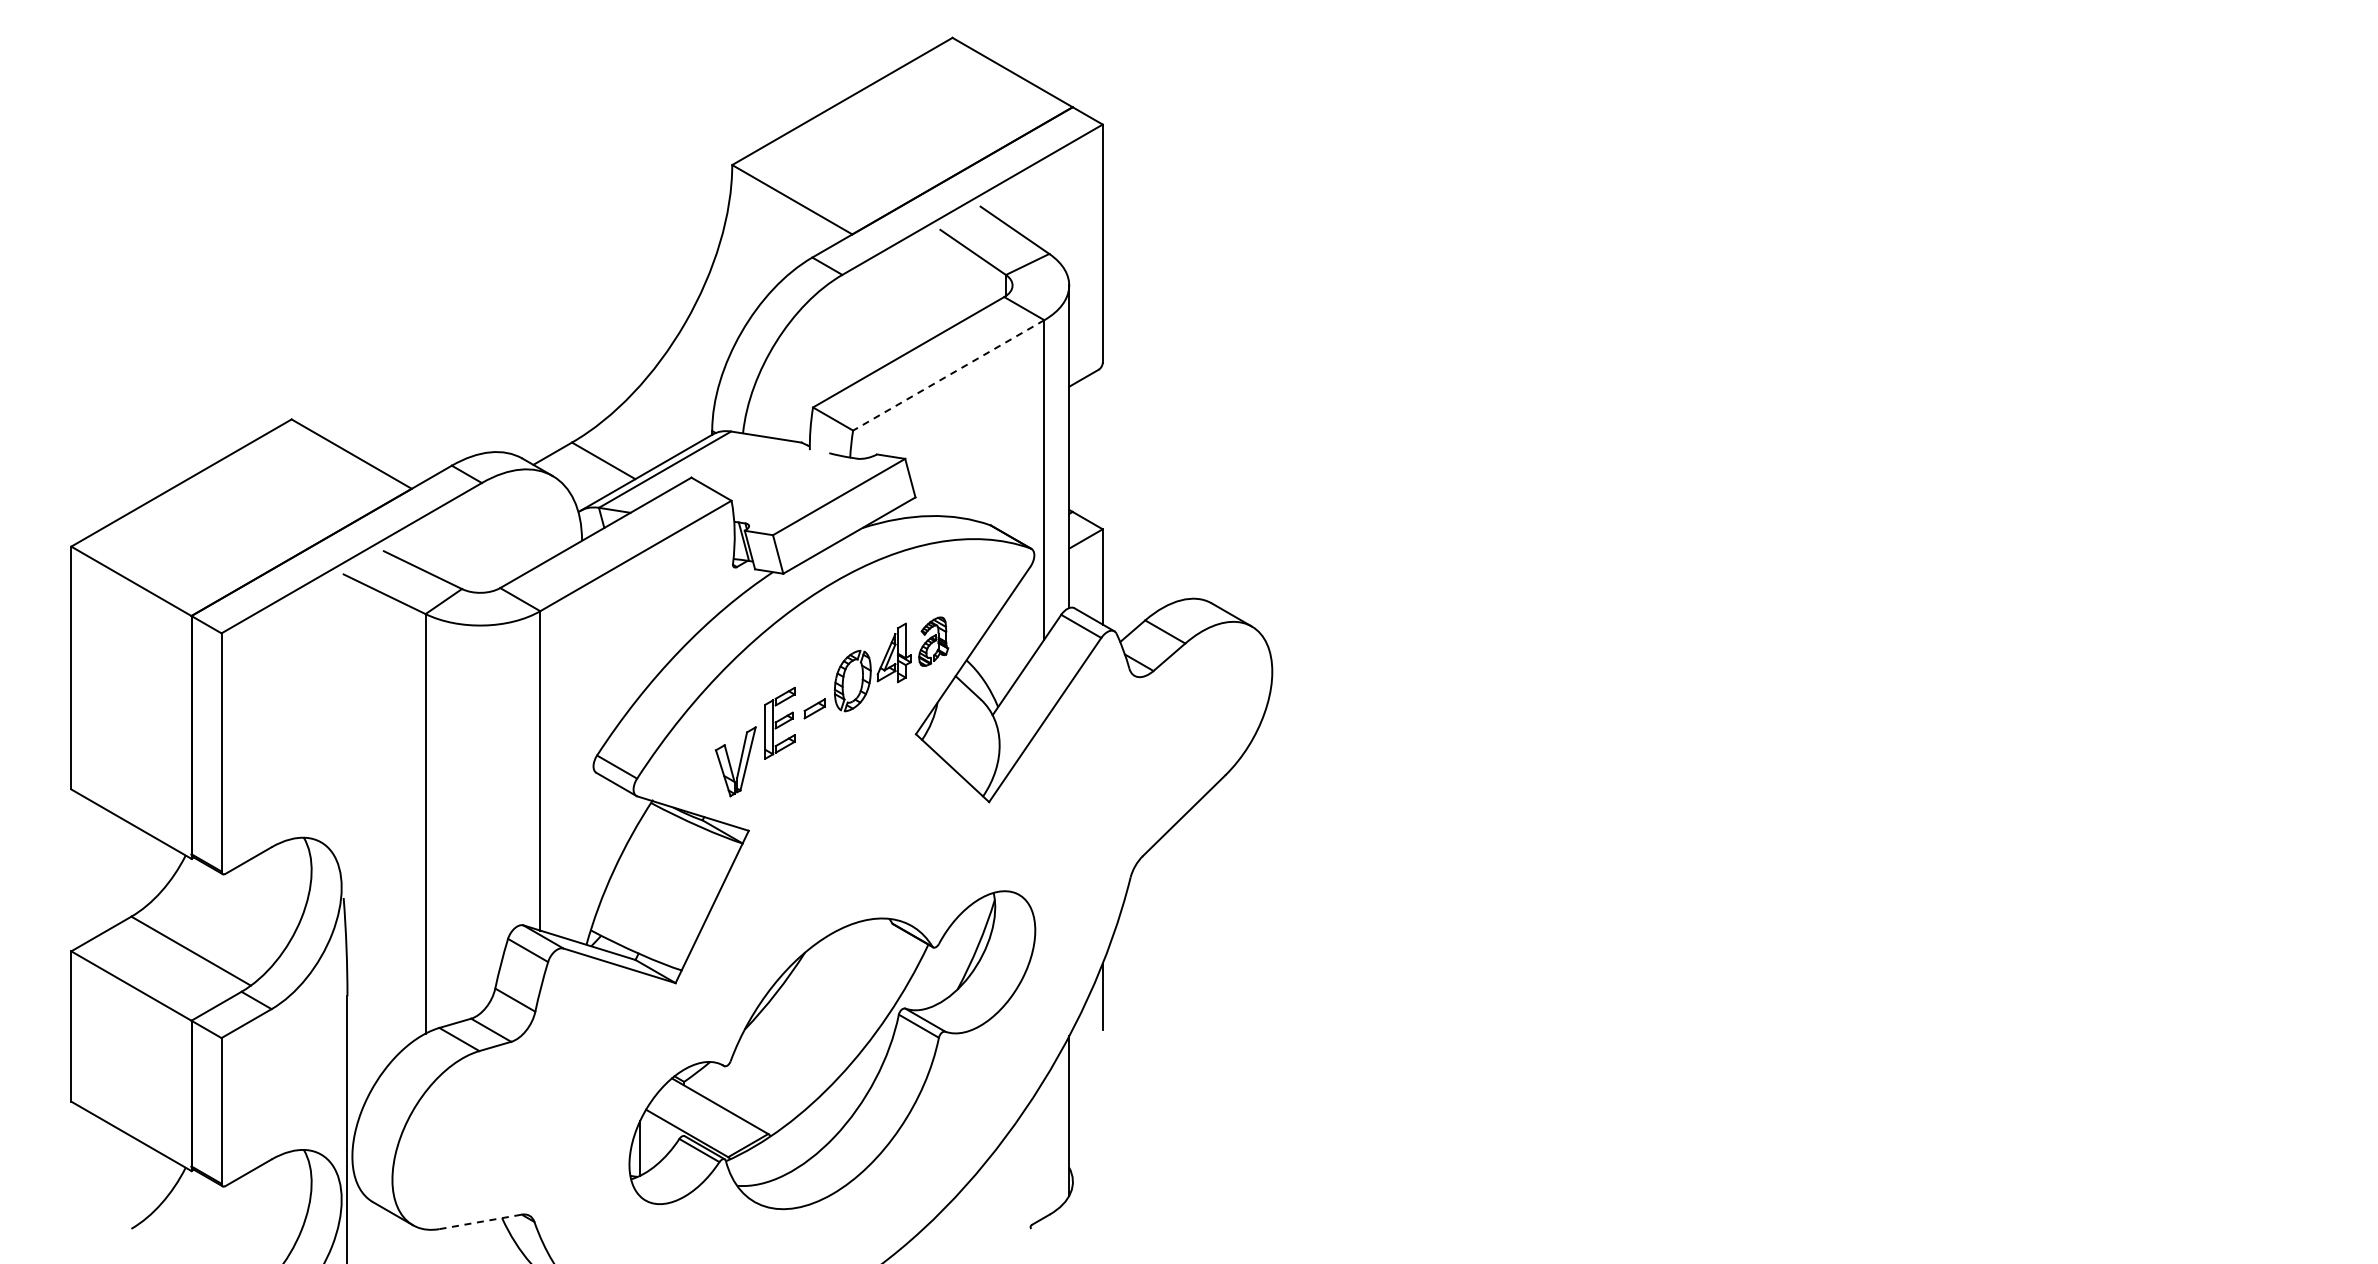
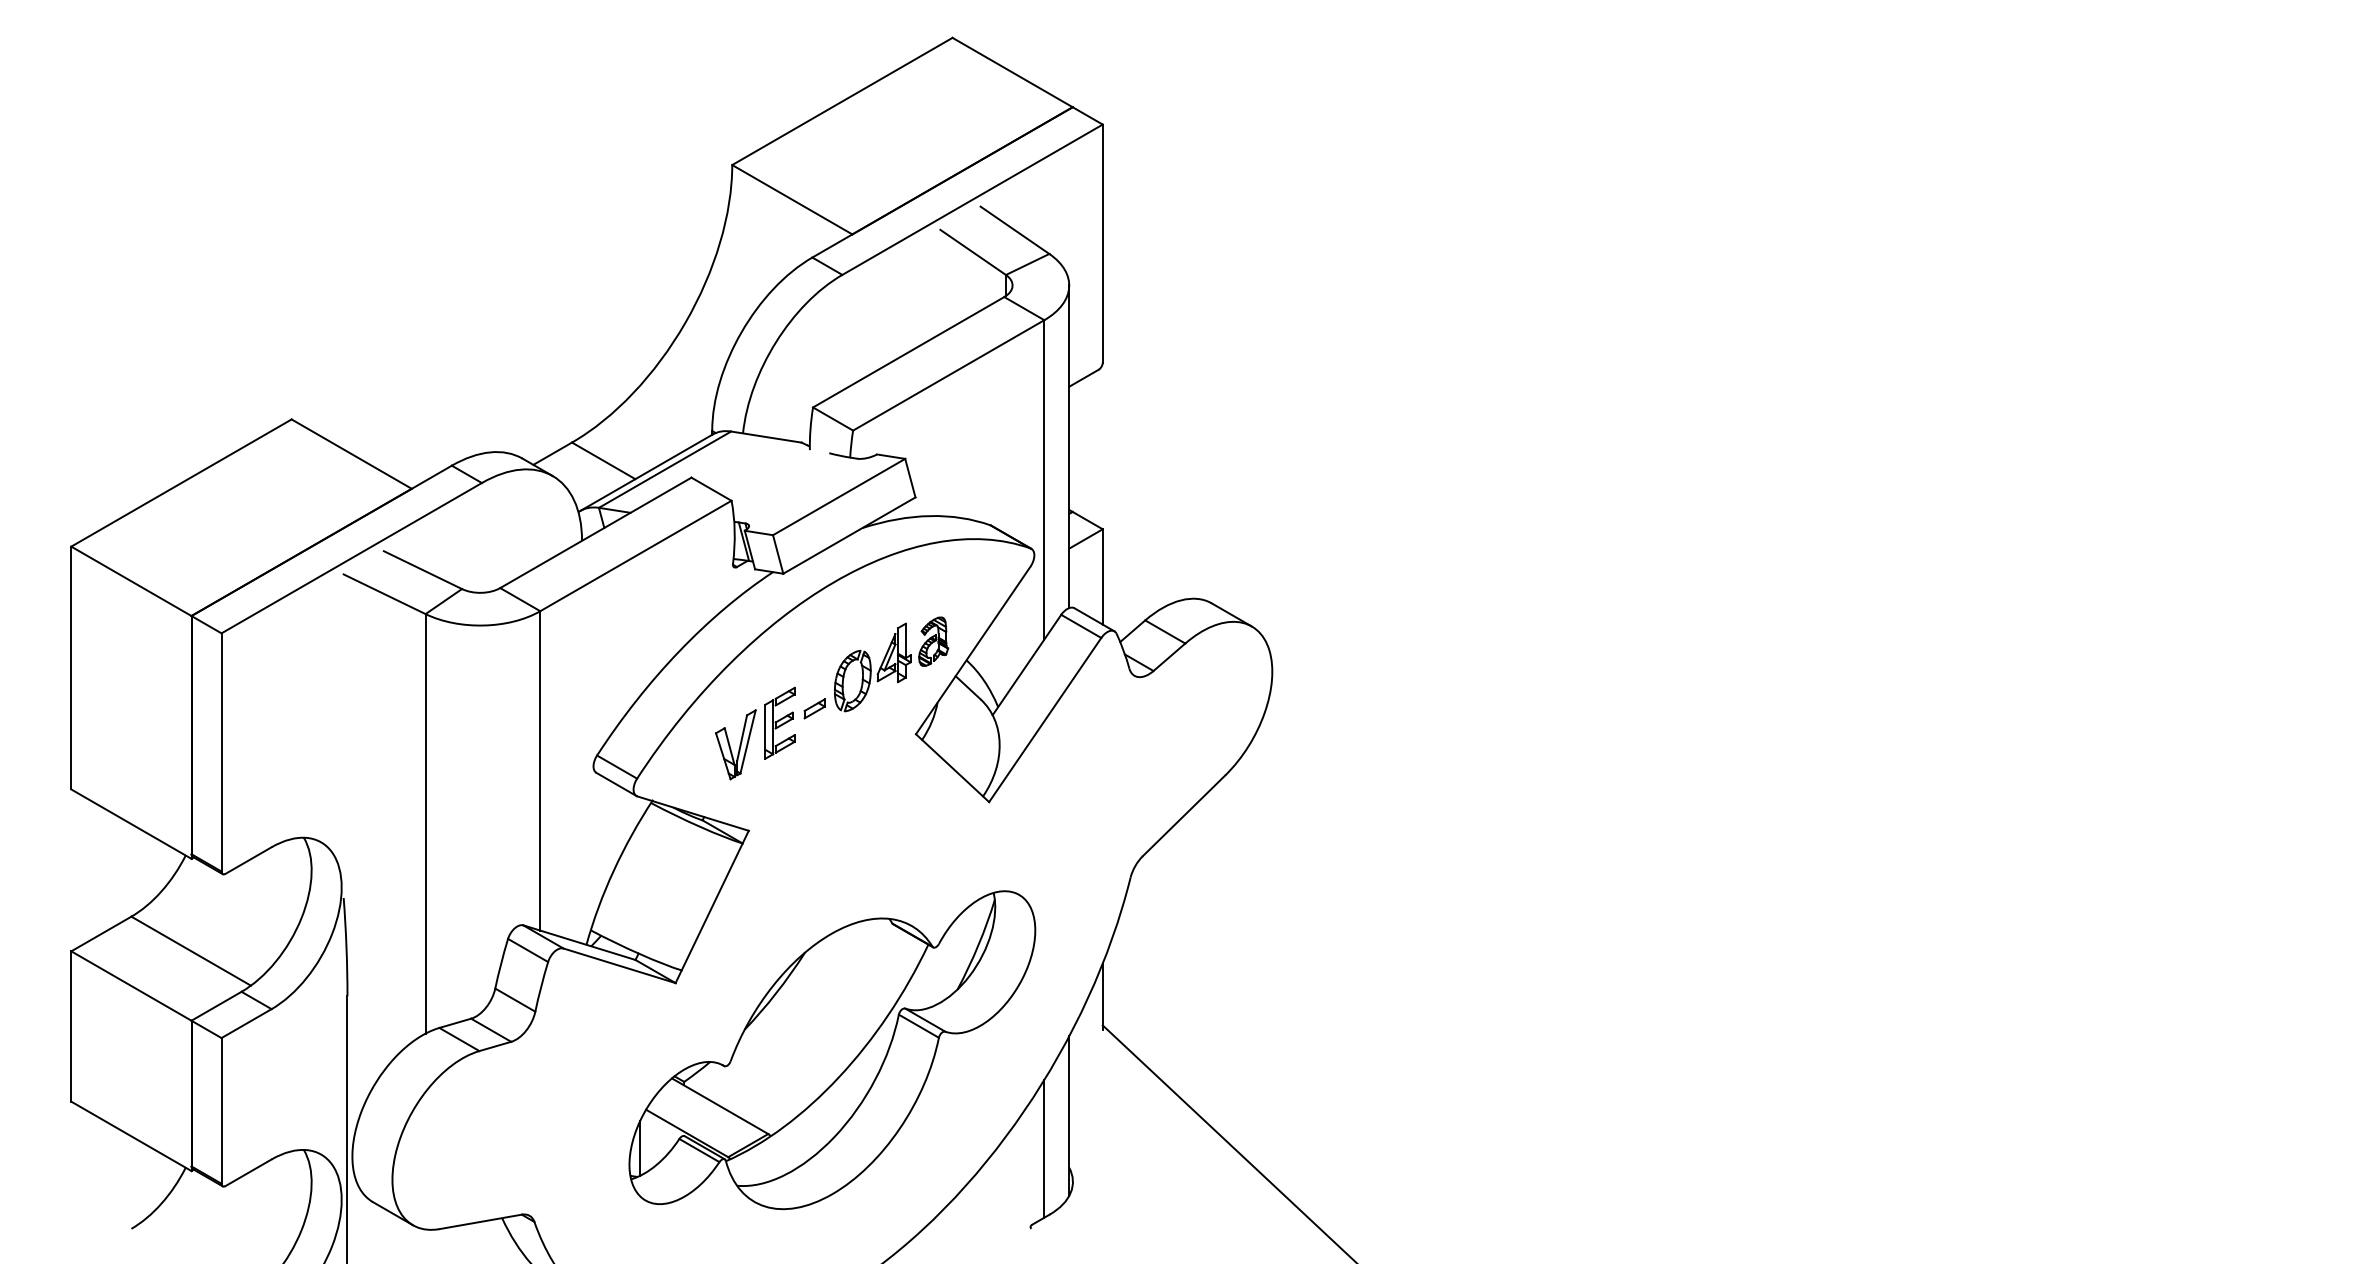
line: dashed -> solid (948, 375)
part position: (735, 761) -> (735, 744) (735, 744)
line: none -> present (1228, 1142)
line: none -> present (1044, 1148)
line: dashed -> solid (480, 1221)
